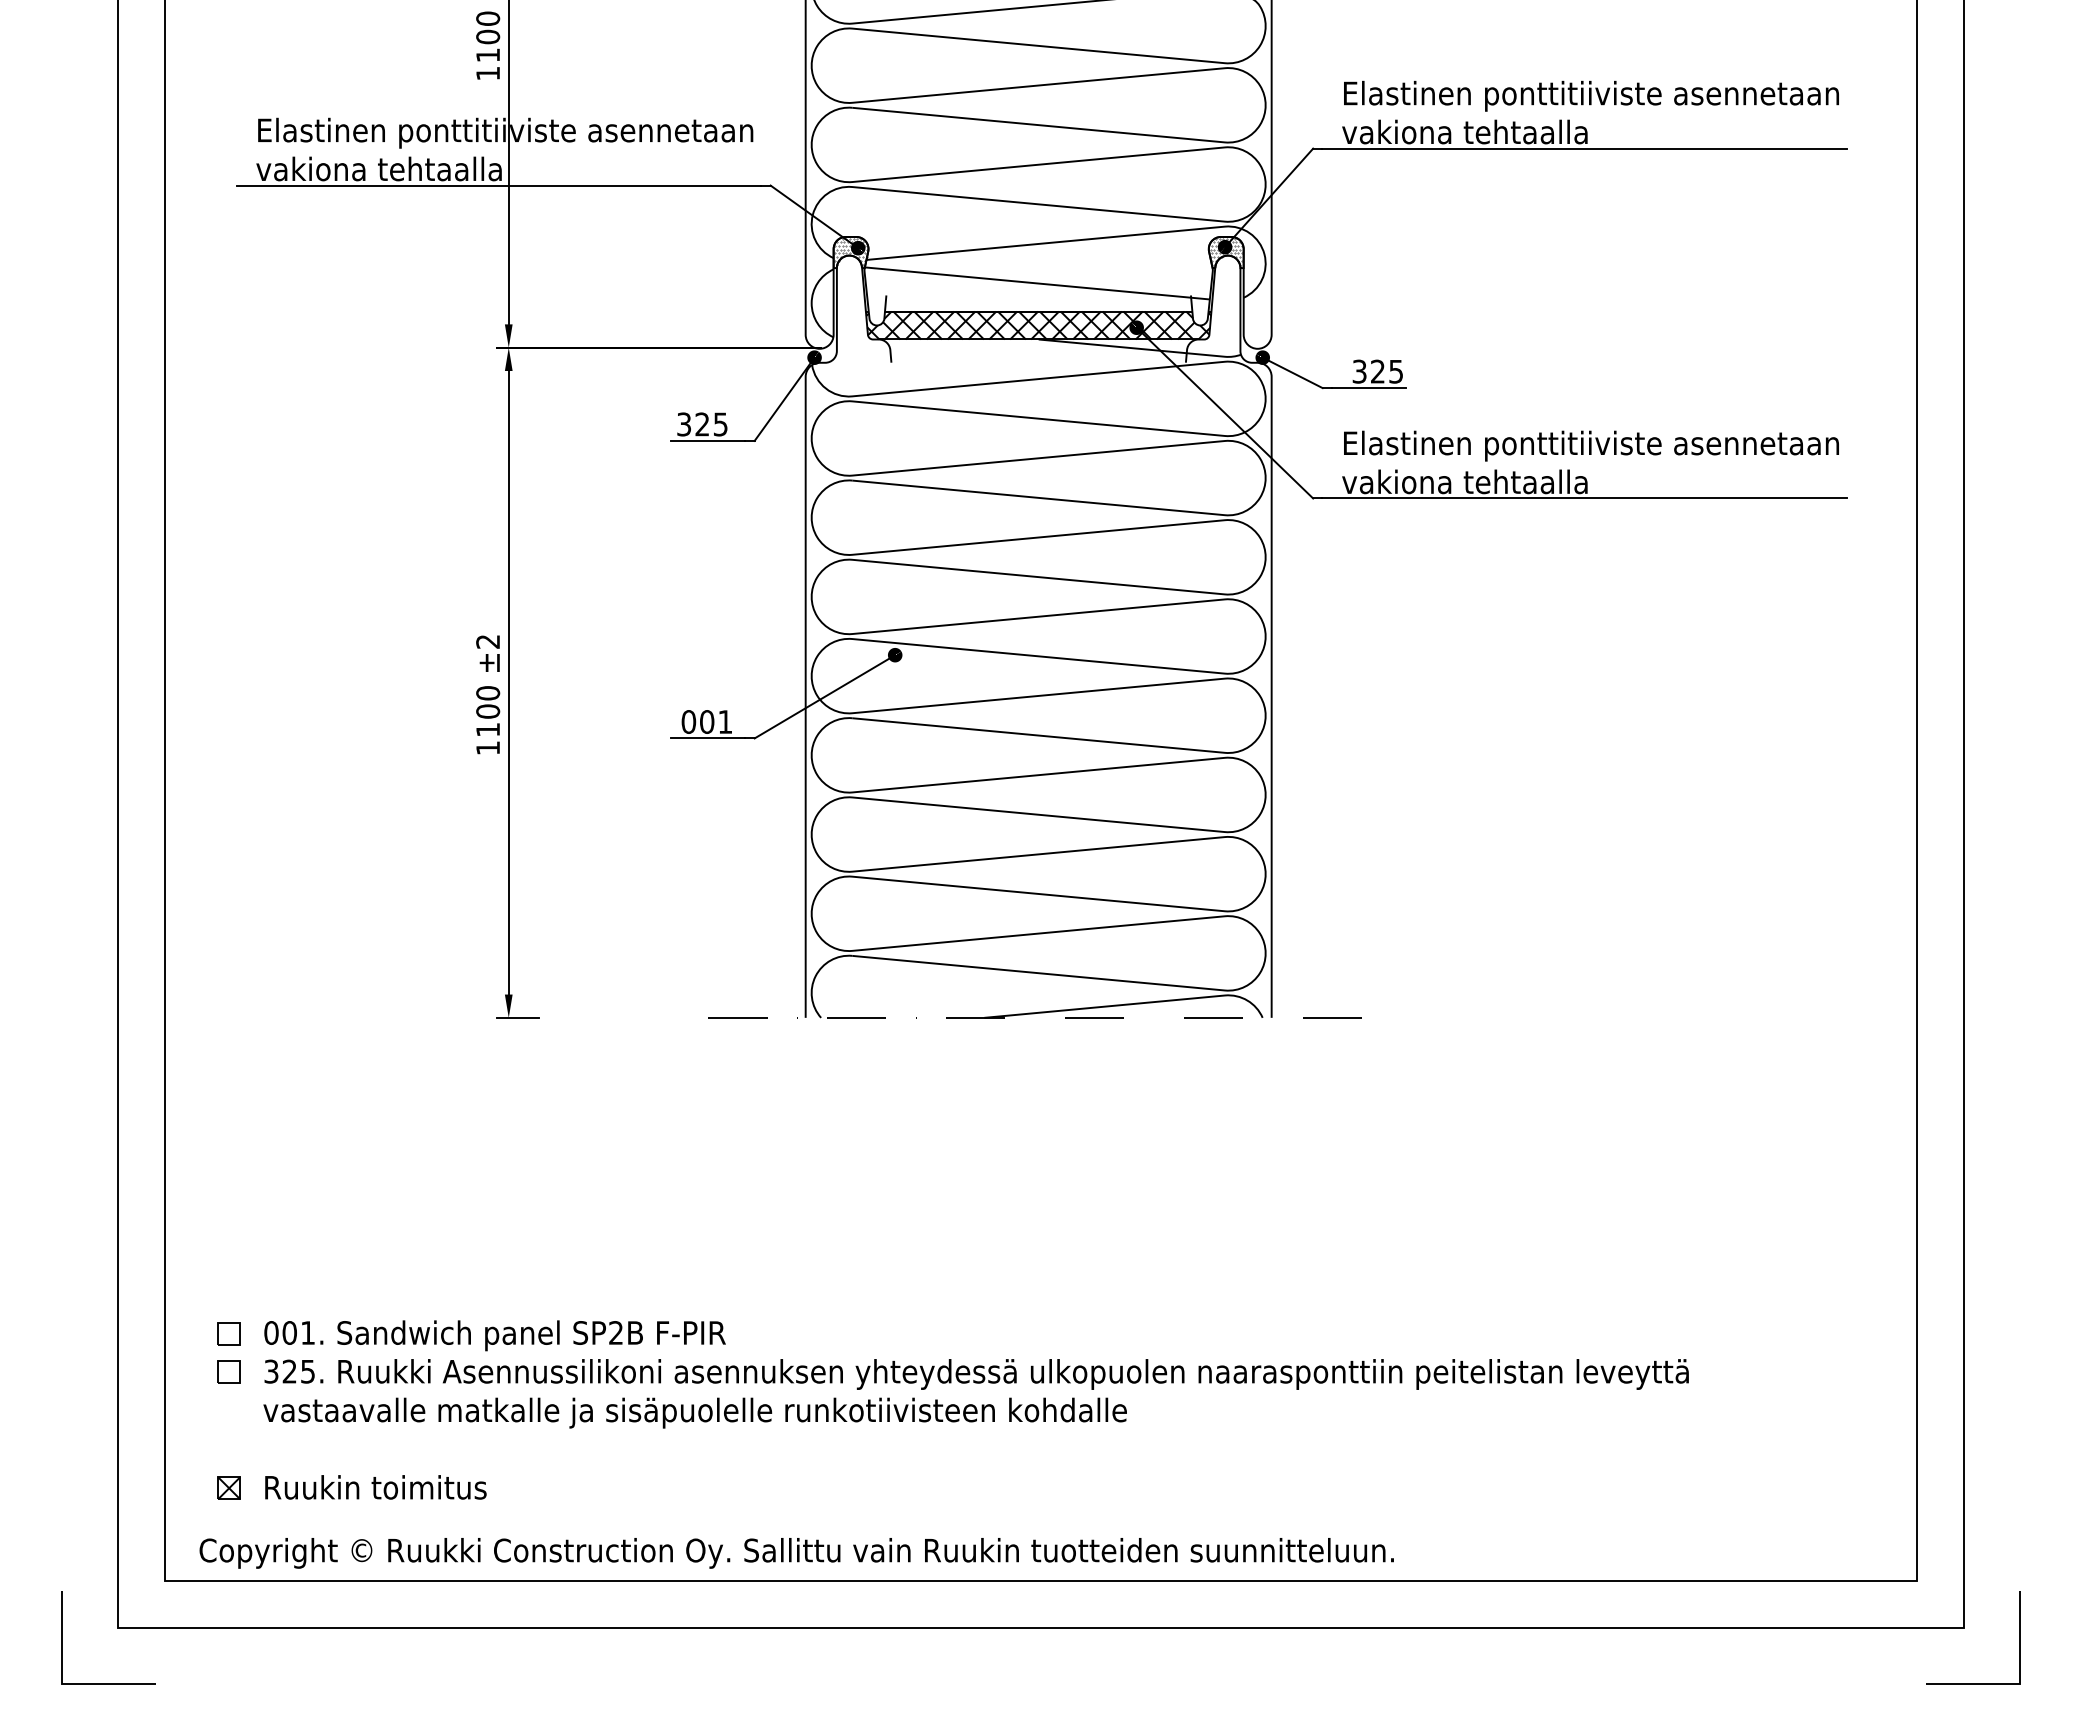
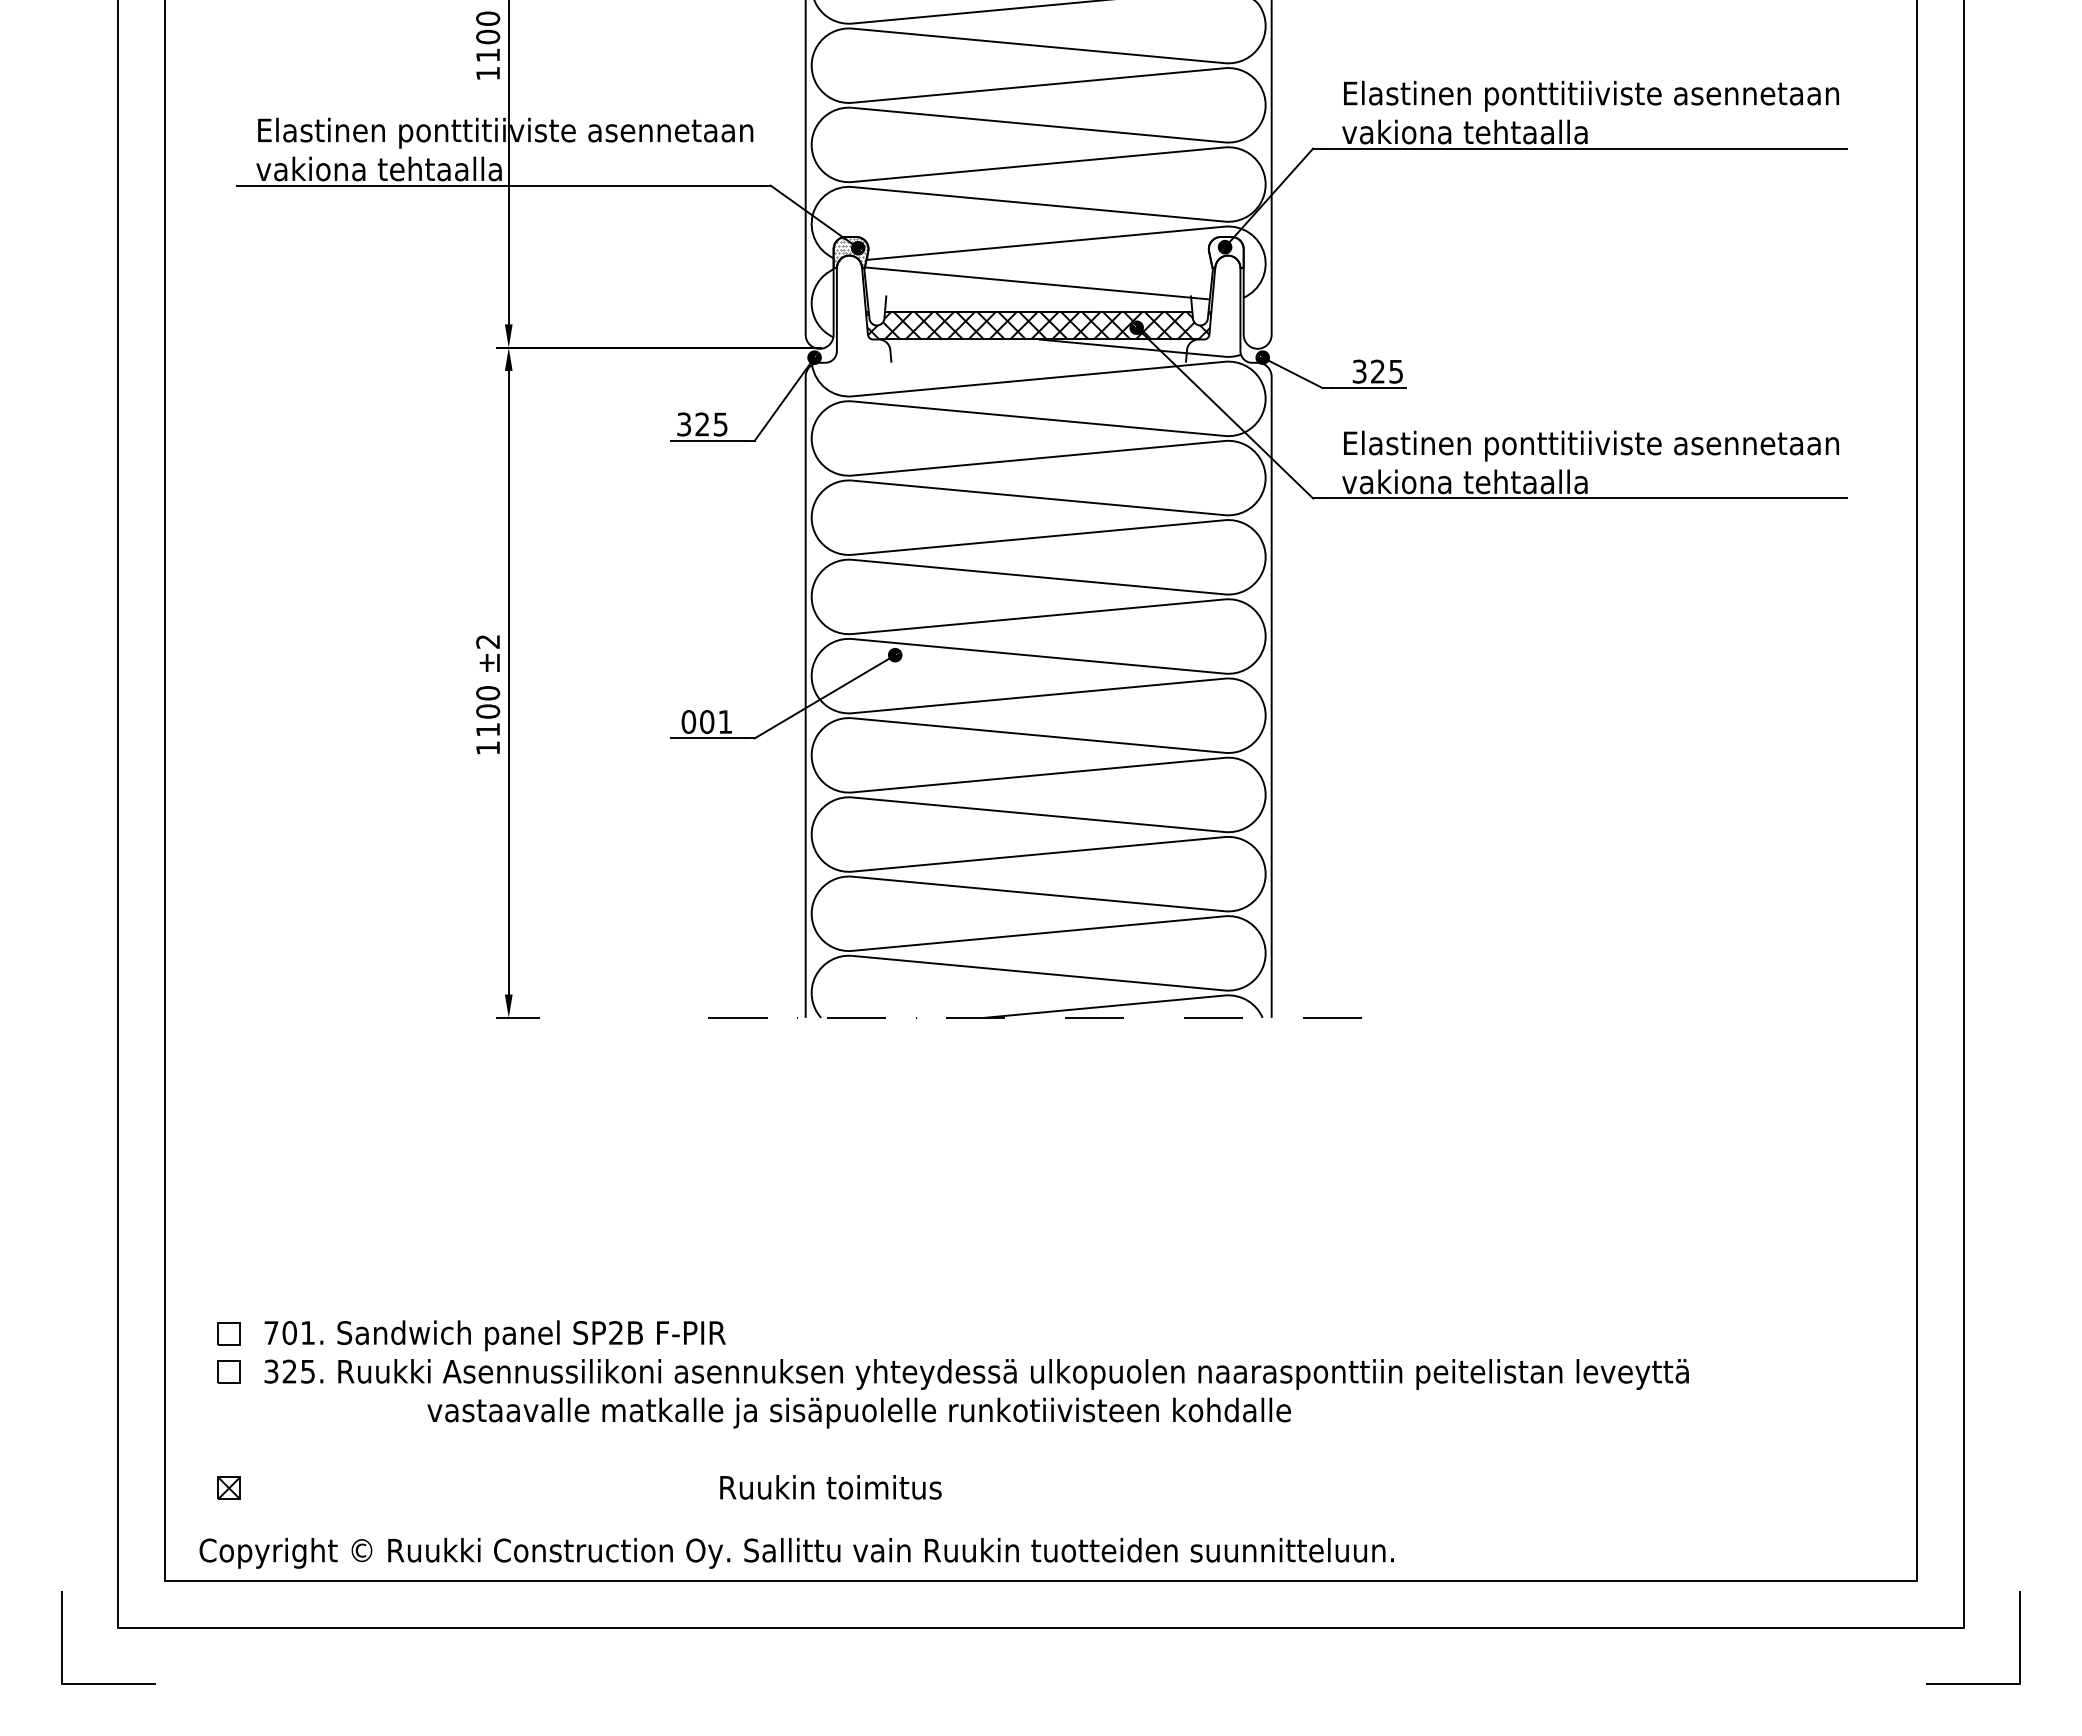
hatch: present -> none (1225, 251)
text: 001. -> 701. (271, 1332)
text position: (694, 1412) -> (858, 1412) (858, 1412)
text position: (375, 1487) -> (830, 1487) (830, 1487)
